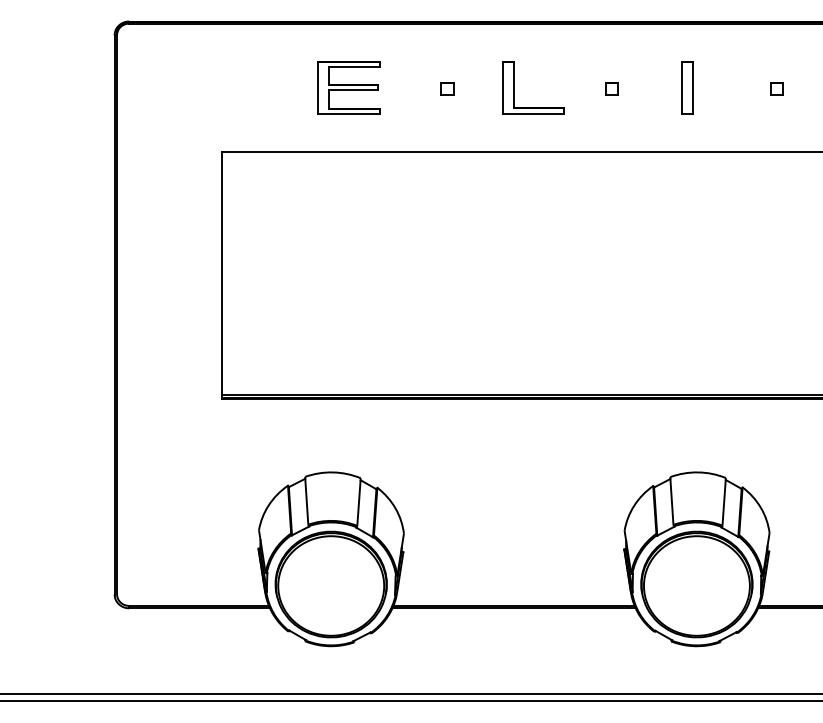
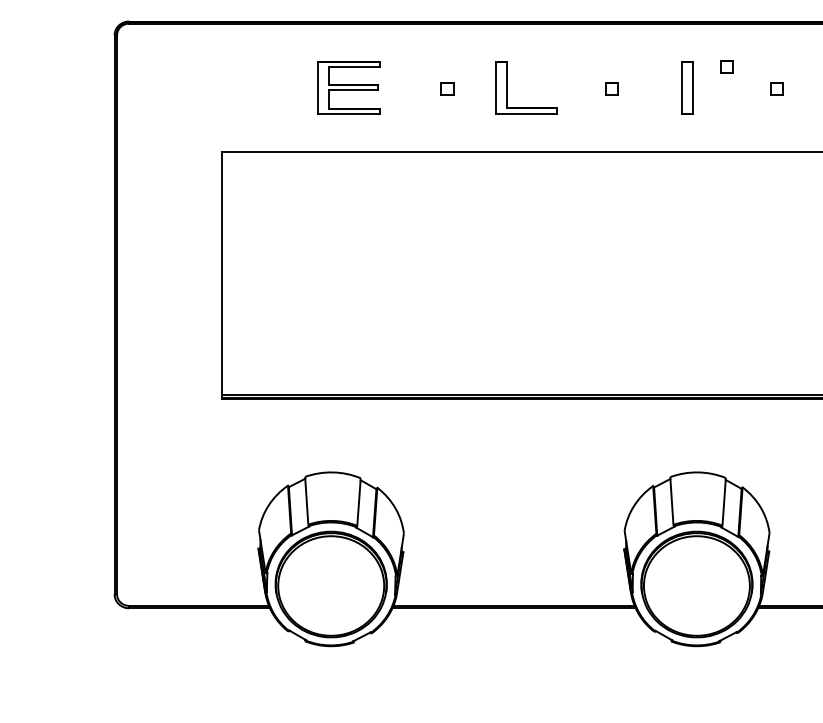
part: none -> present (726, 66)
part position: (514, 87) -> (507, 87) (507, 87)
line: present -> none (410, 693)
line: present -> none (410, 701)
